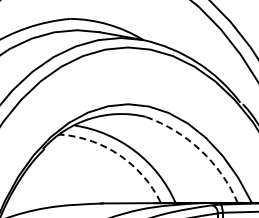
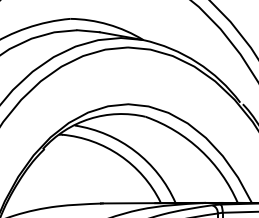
arc: dashed -> solid (200, 150)
arc: dashed -> solid (120, 155)
